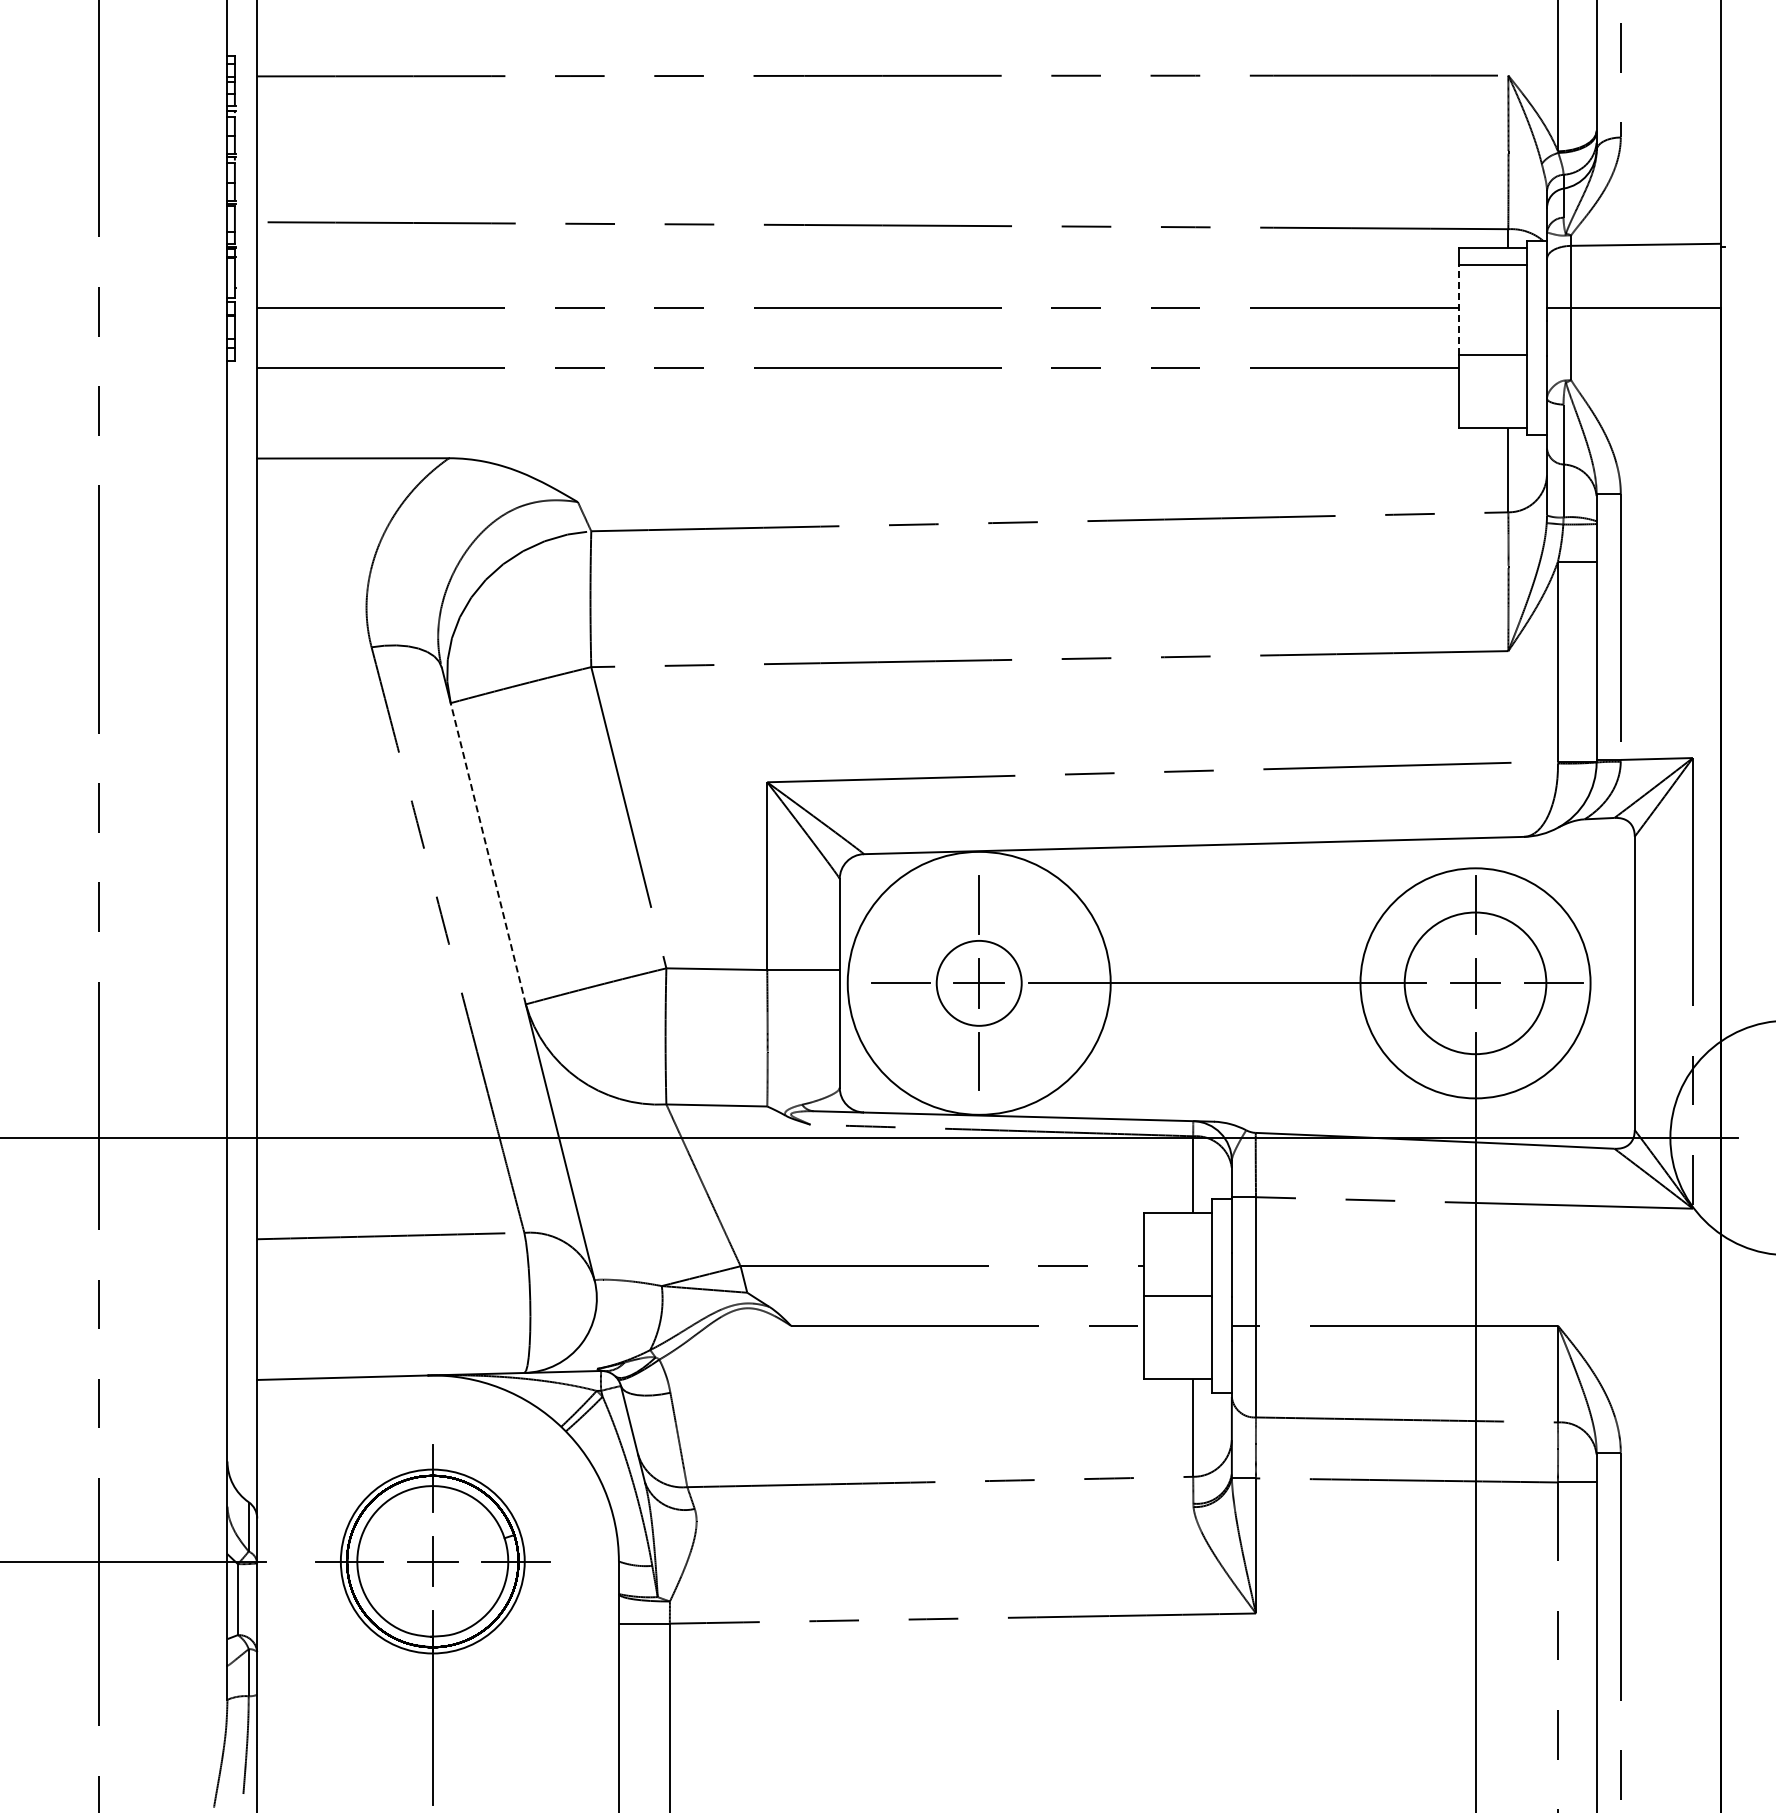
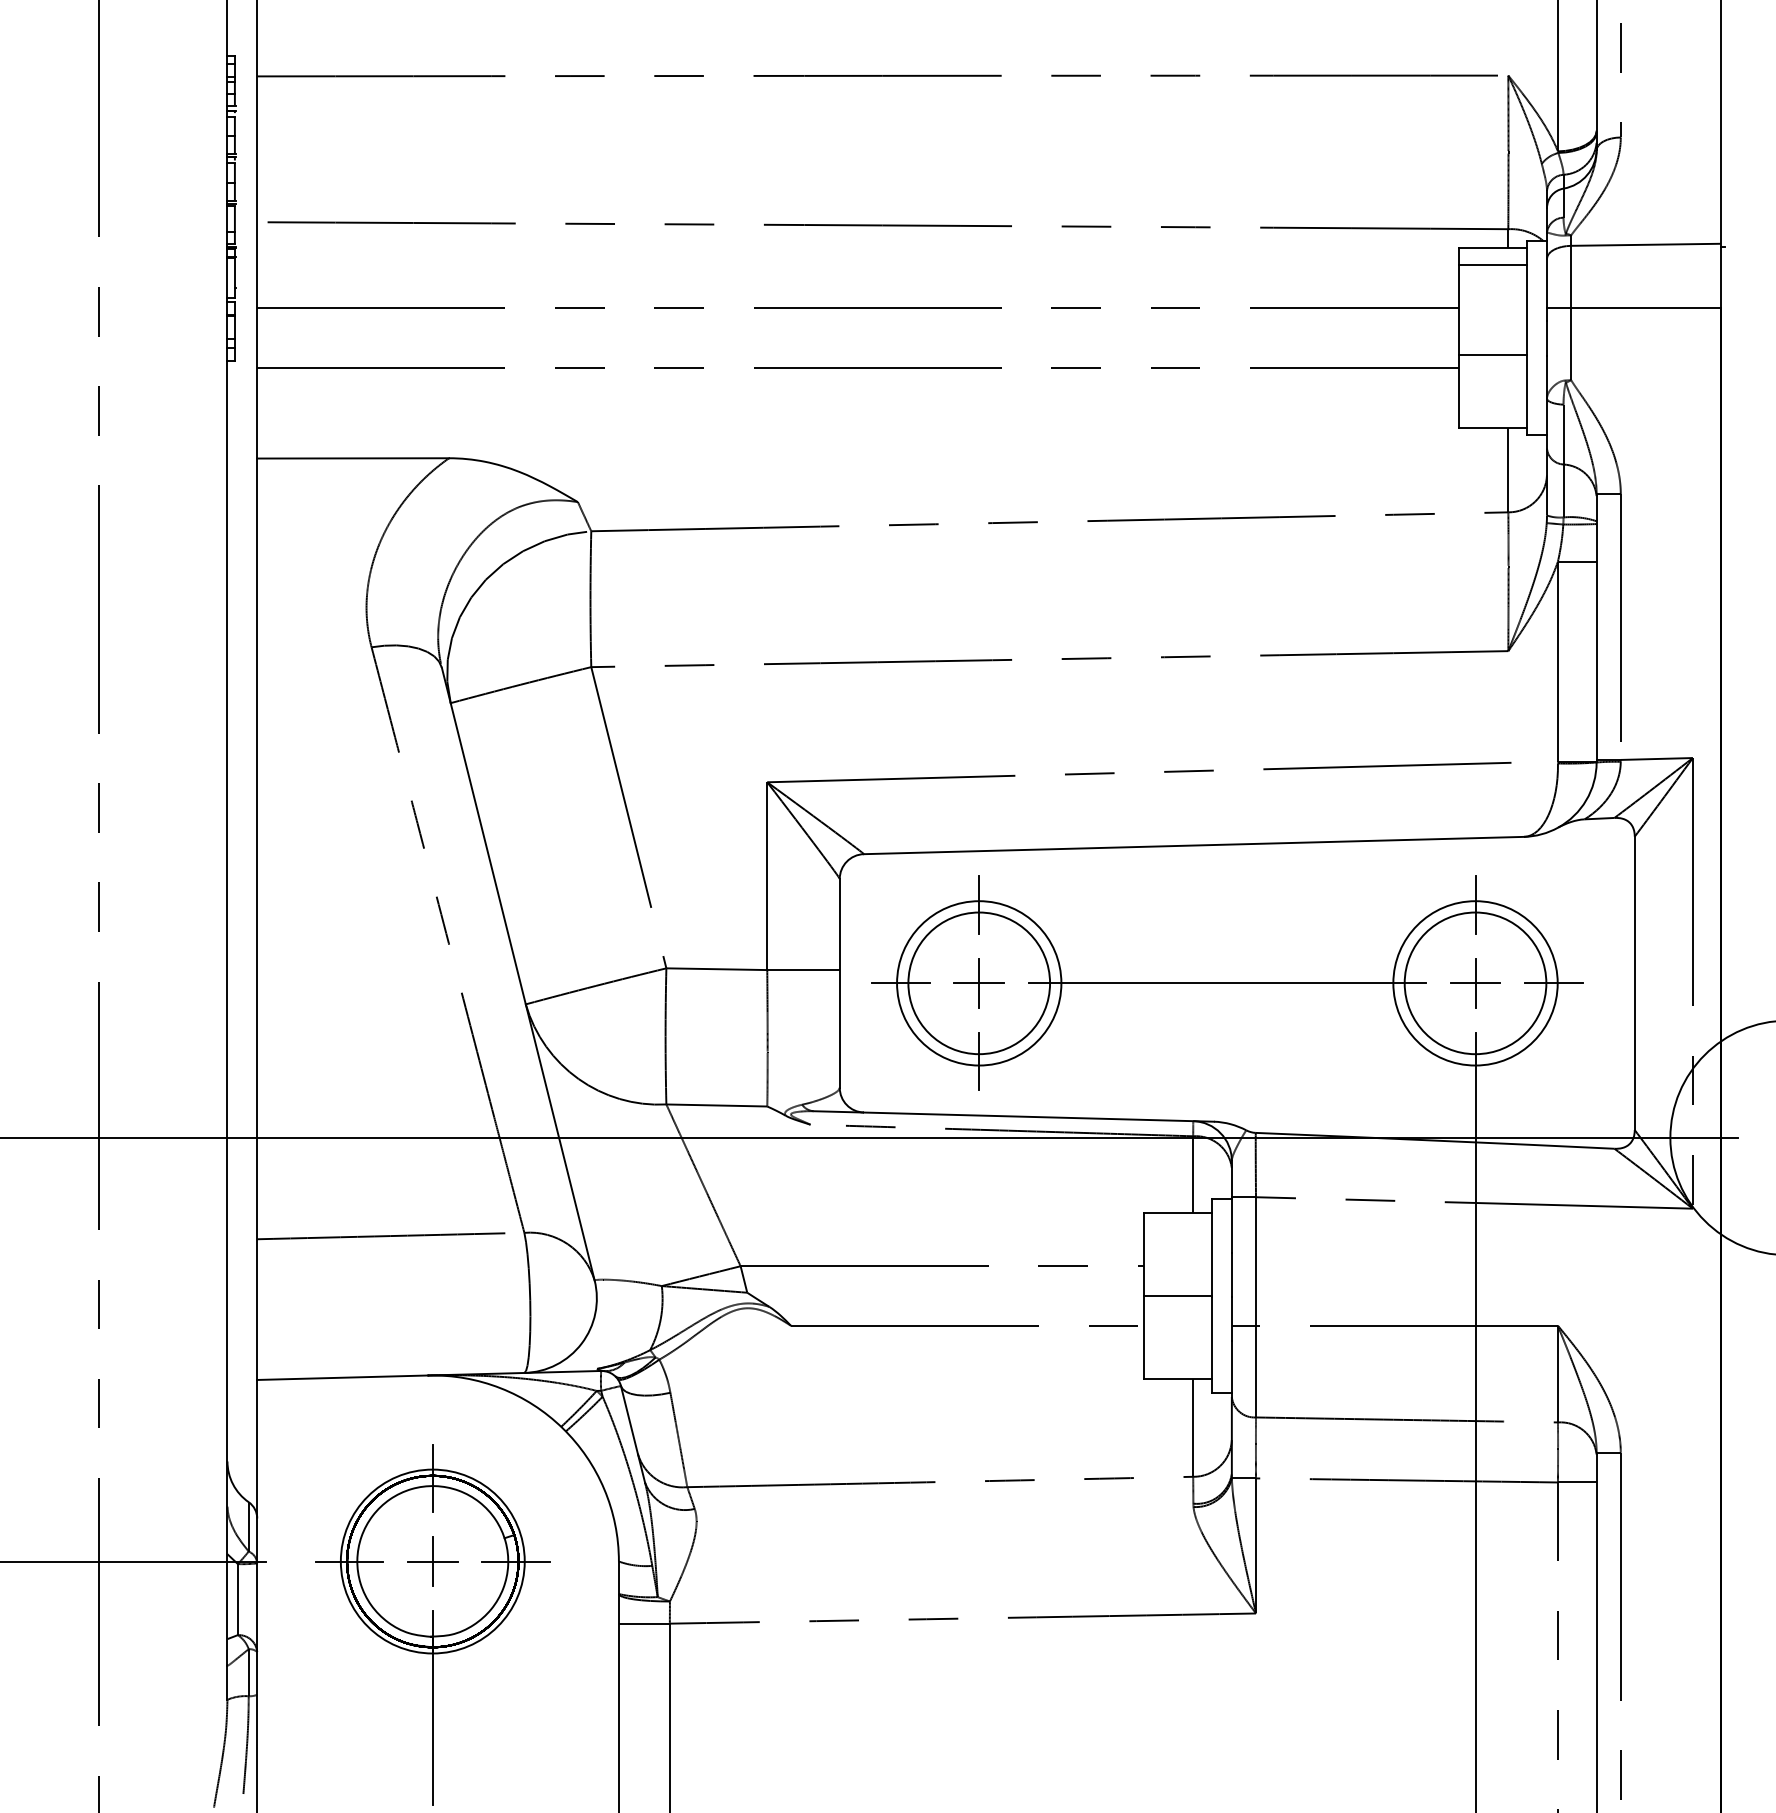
line: dashed -> solid (1459, 309)
line: dashed -> solid (488, 853)
circle diameter: 263 px -> 164 px (979, 983)
circle diameter: 85 px -> 142 px (979, 983)
circle diameter: 230 px -> 164 px (1475, 983)
